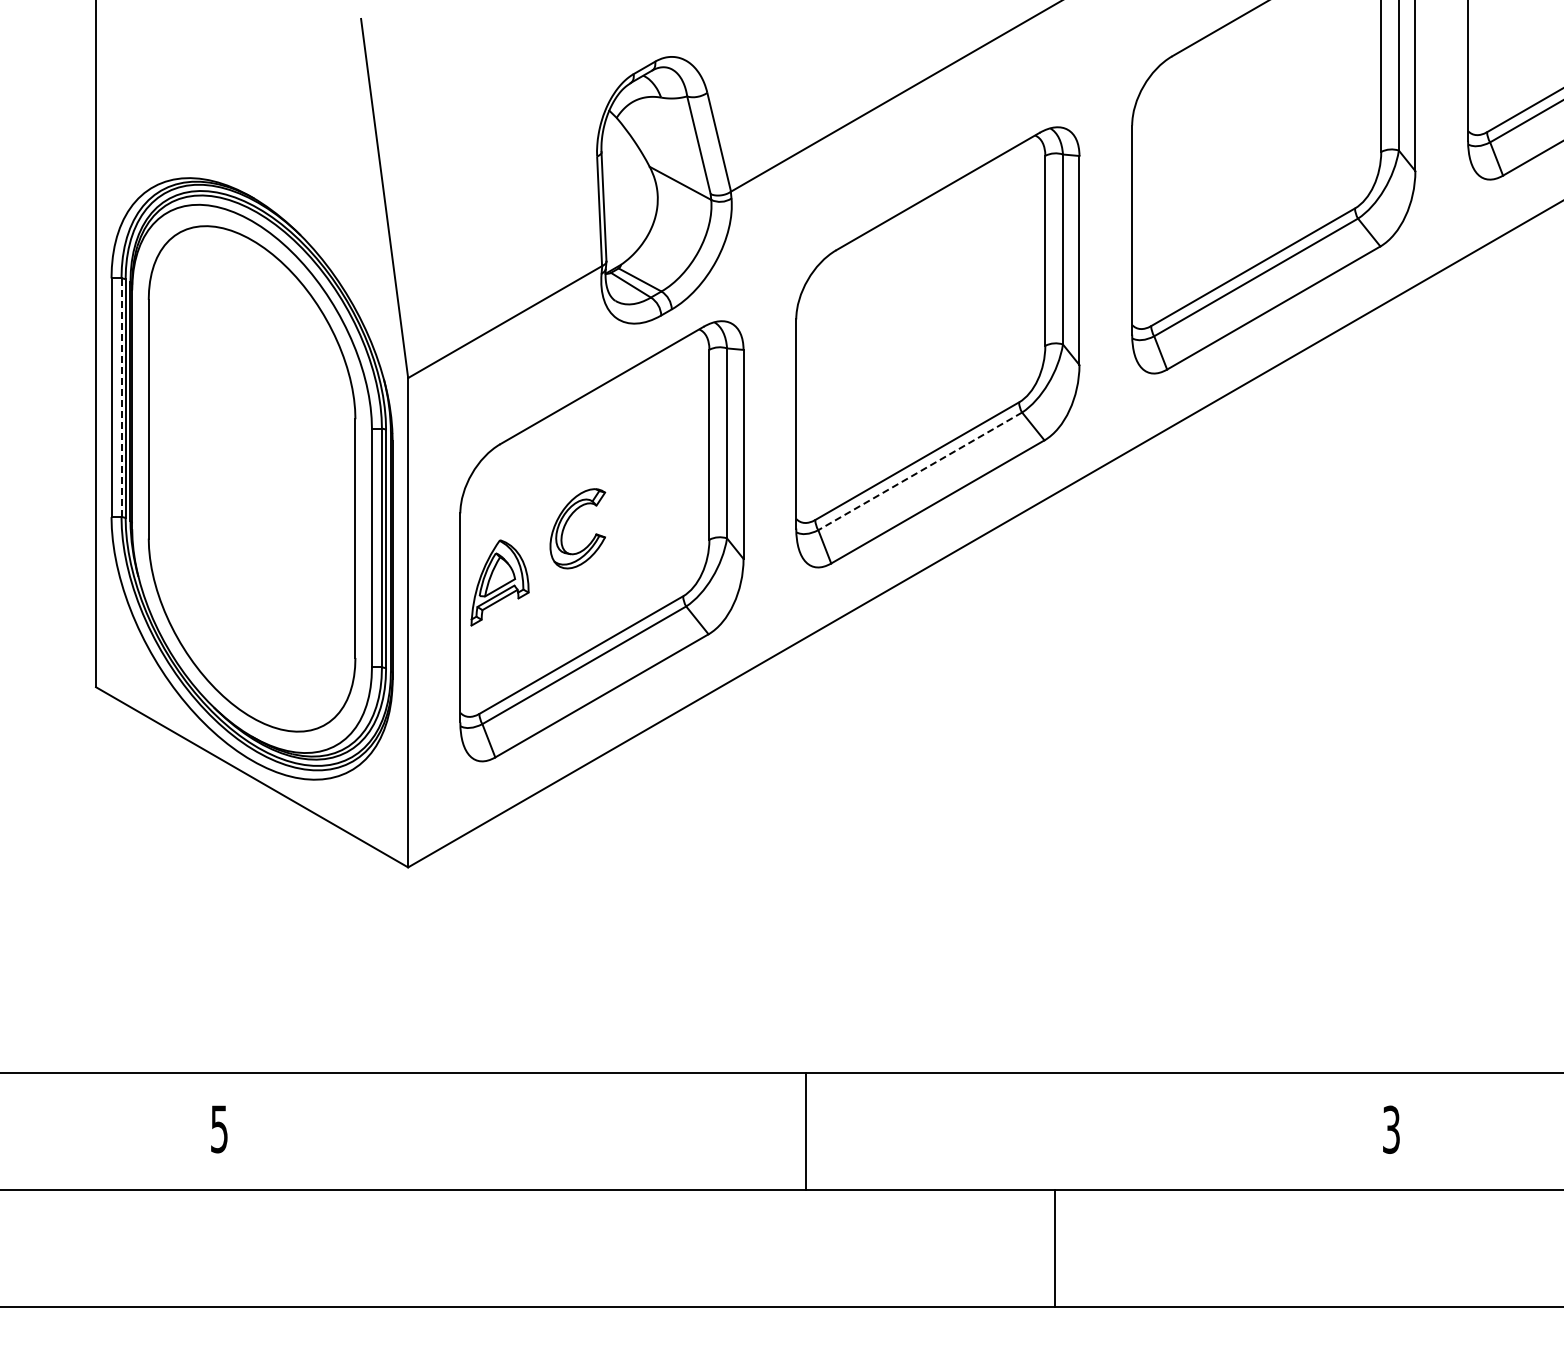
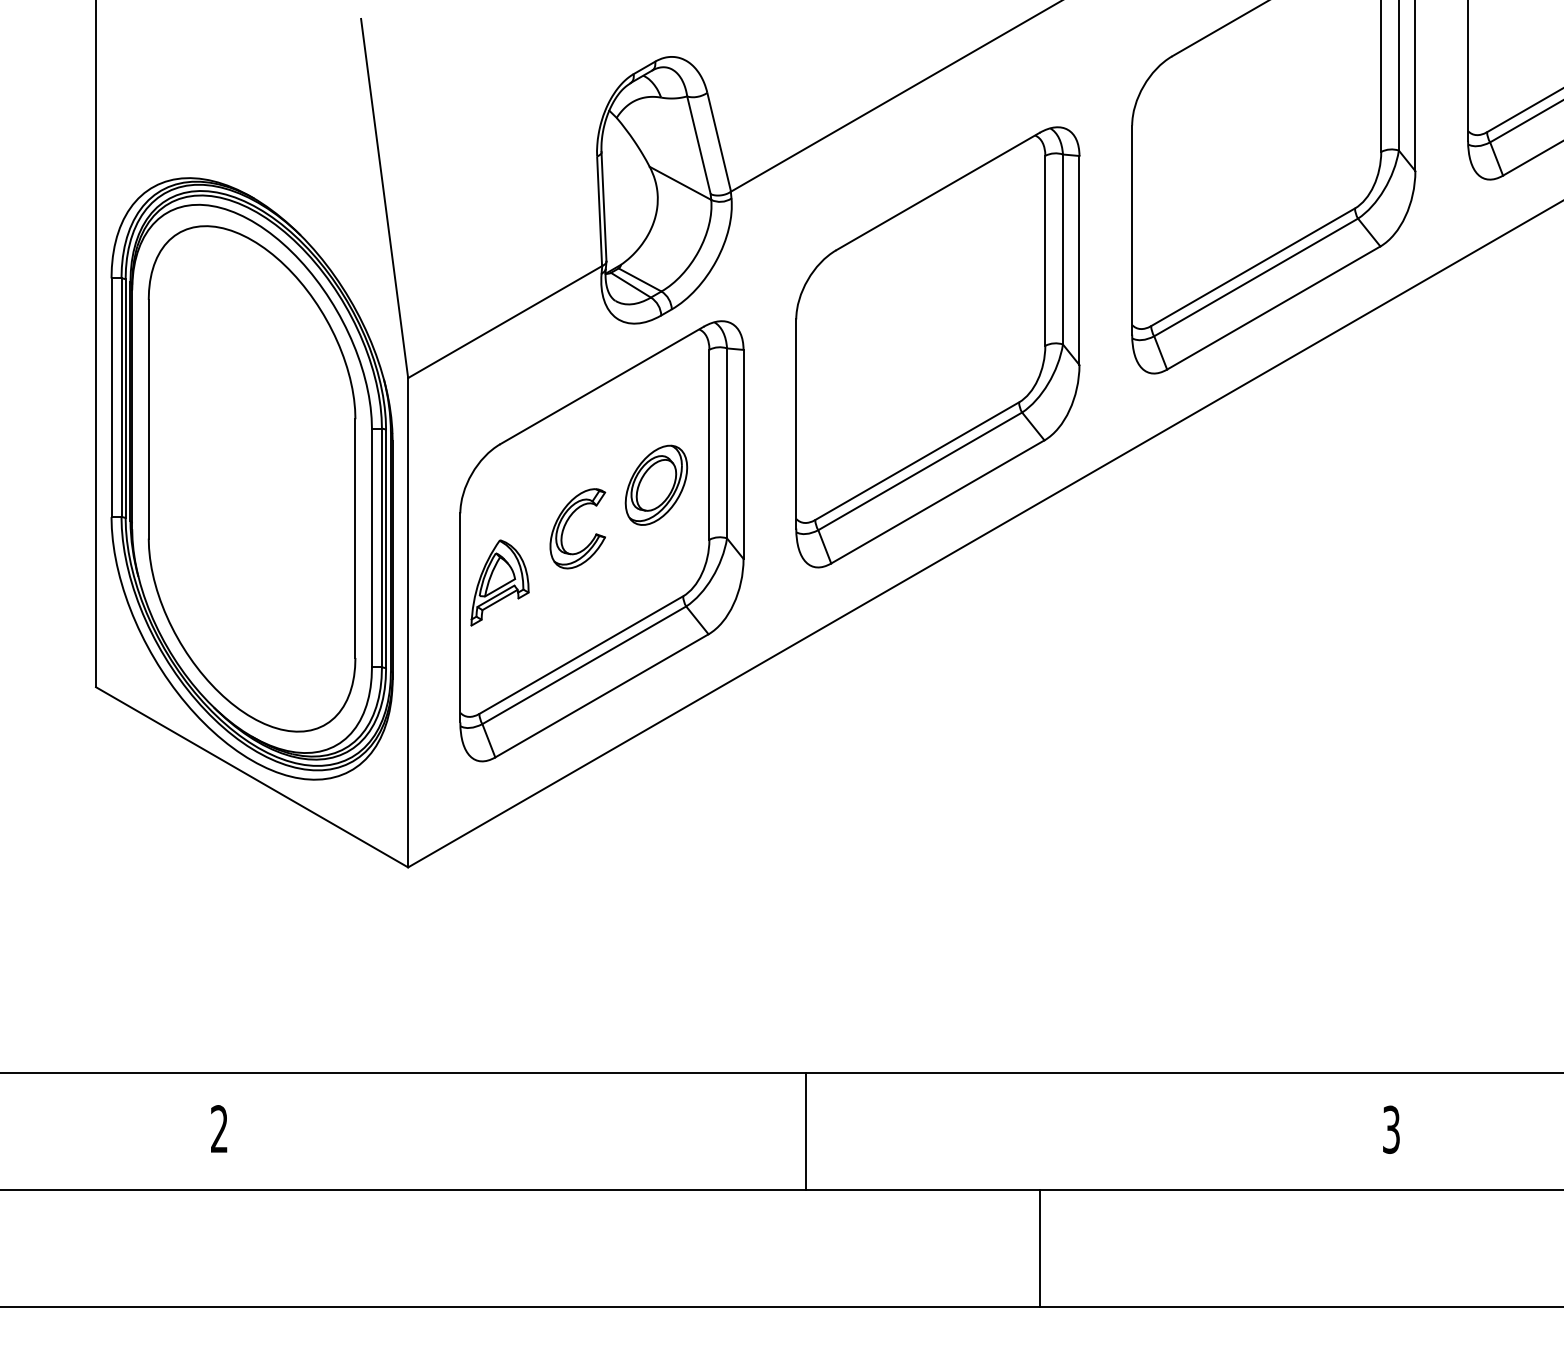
line: dashed -> solid (121, 397)
line: dashed -> solid (920, 471)
part: none -> present (656, 484)
text: 5 -> 2 (219, 1129)
line position: (1054, 1247) -> (1039, 1247) (1039, 1247)
